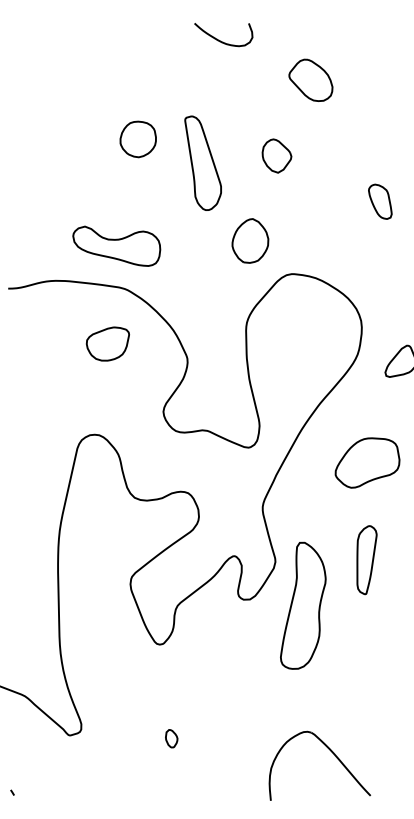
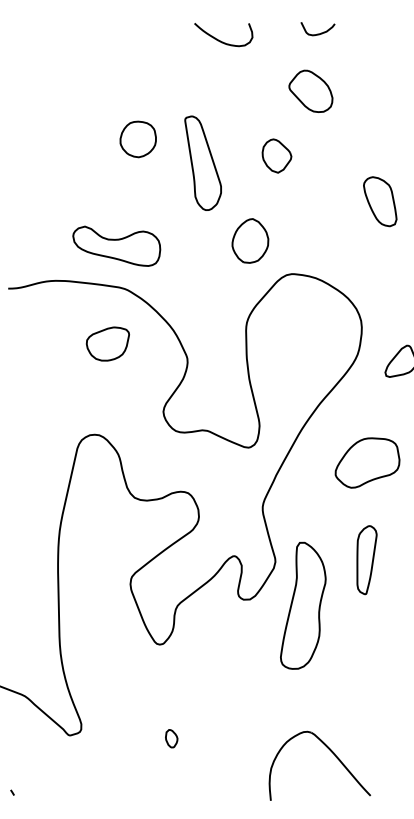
curve: none -> present (317, 33)
part position: (310, 79) -> (310, 90) (310, 90)
part size: 25x37 px -> 35x52 px (380, 201)
